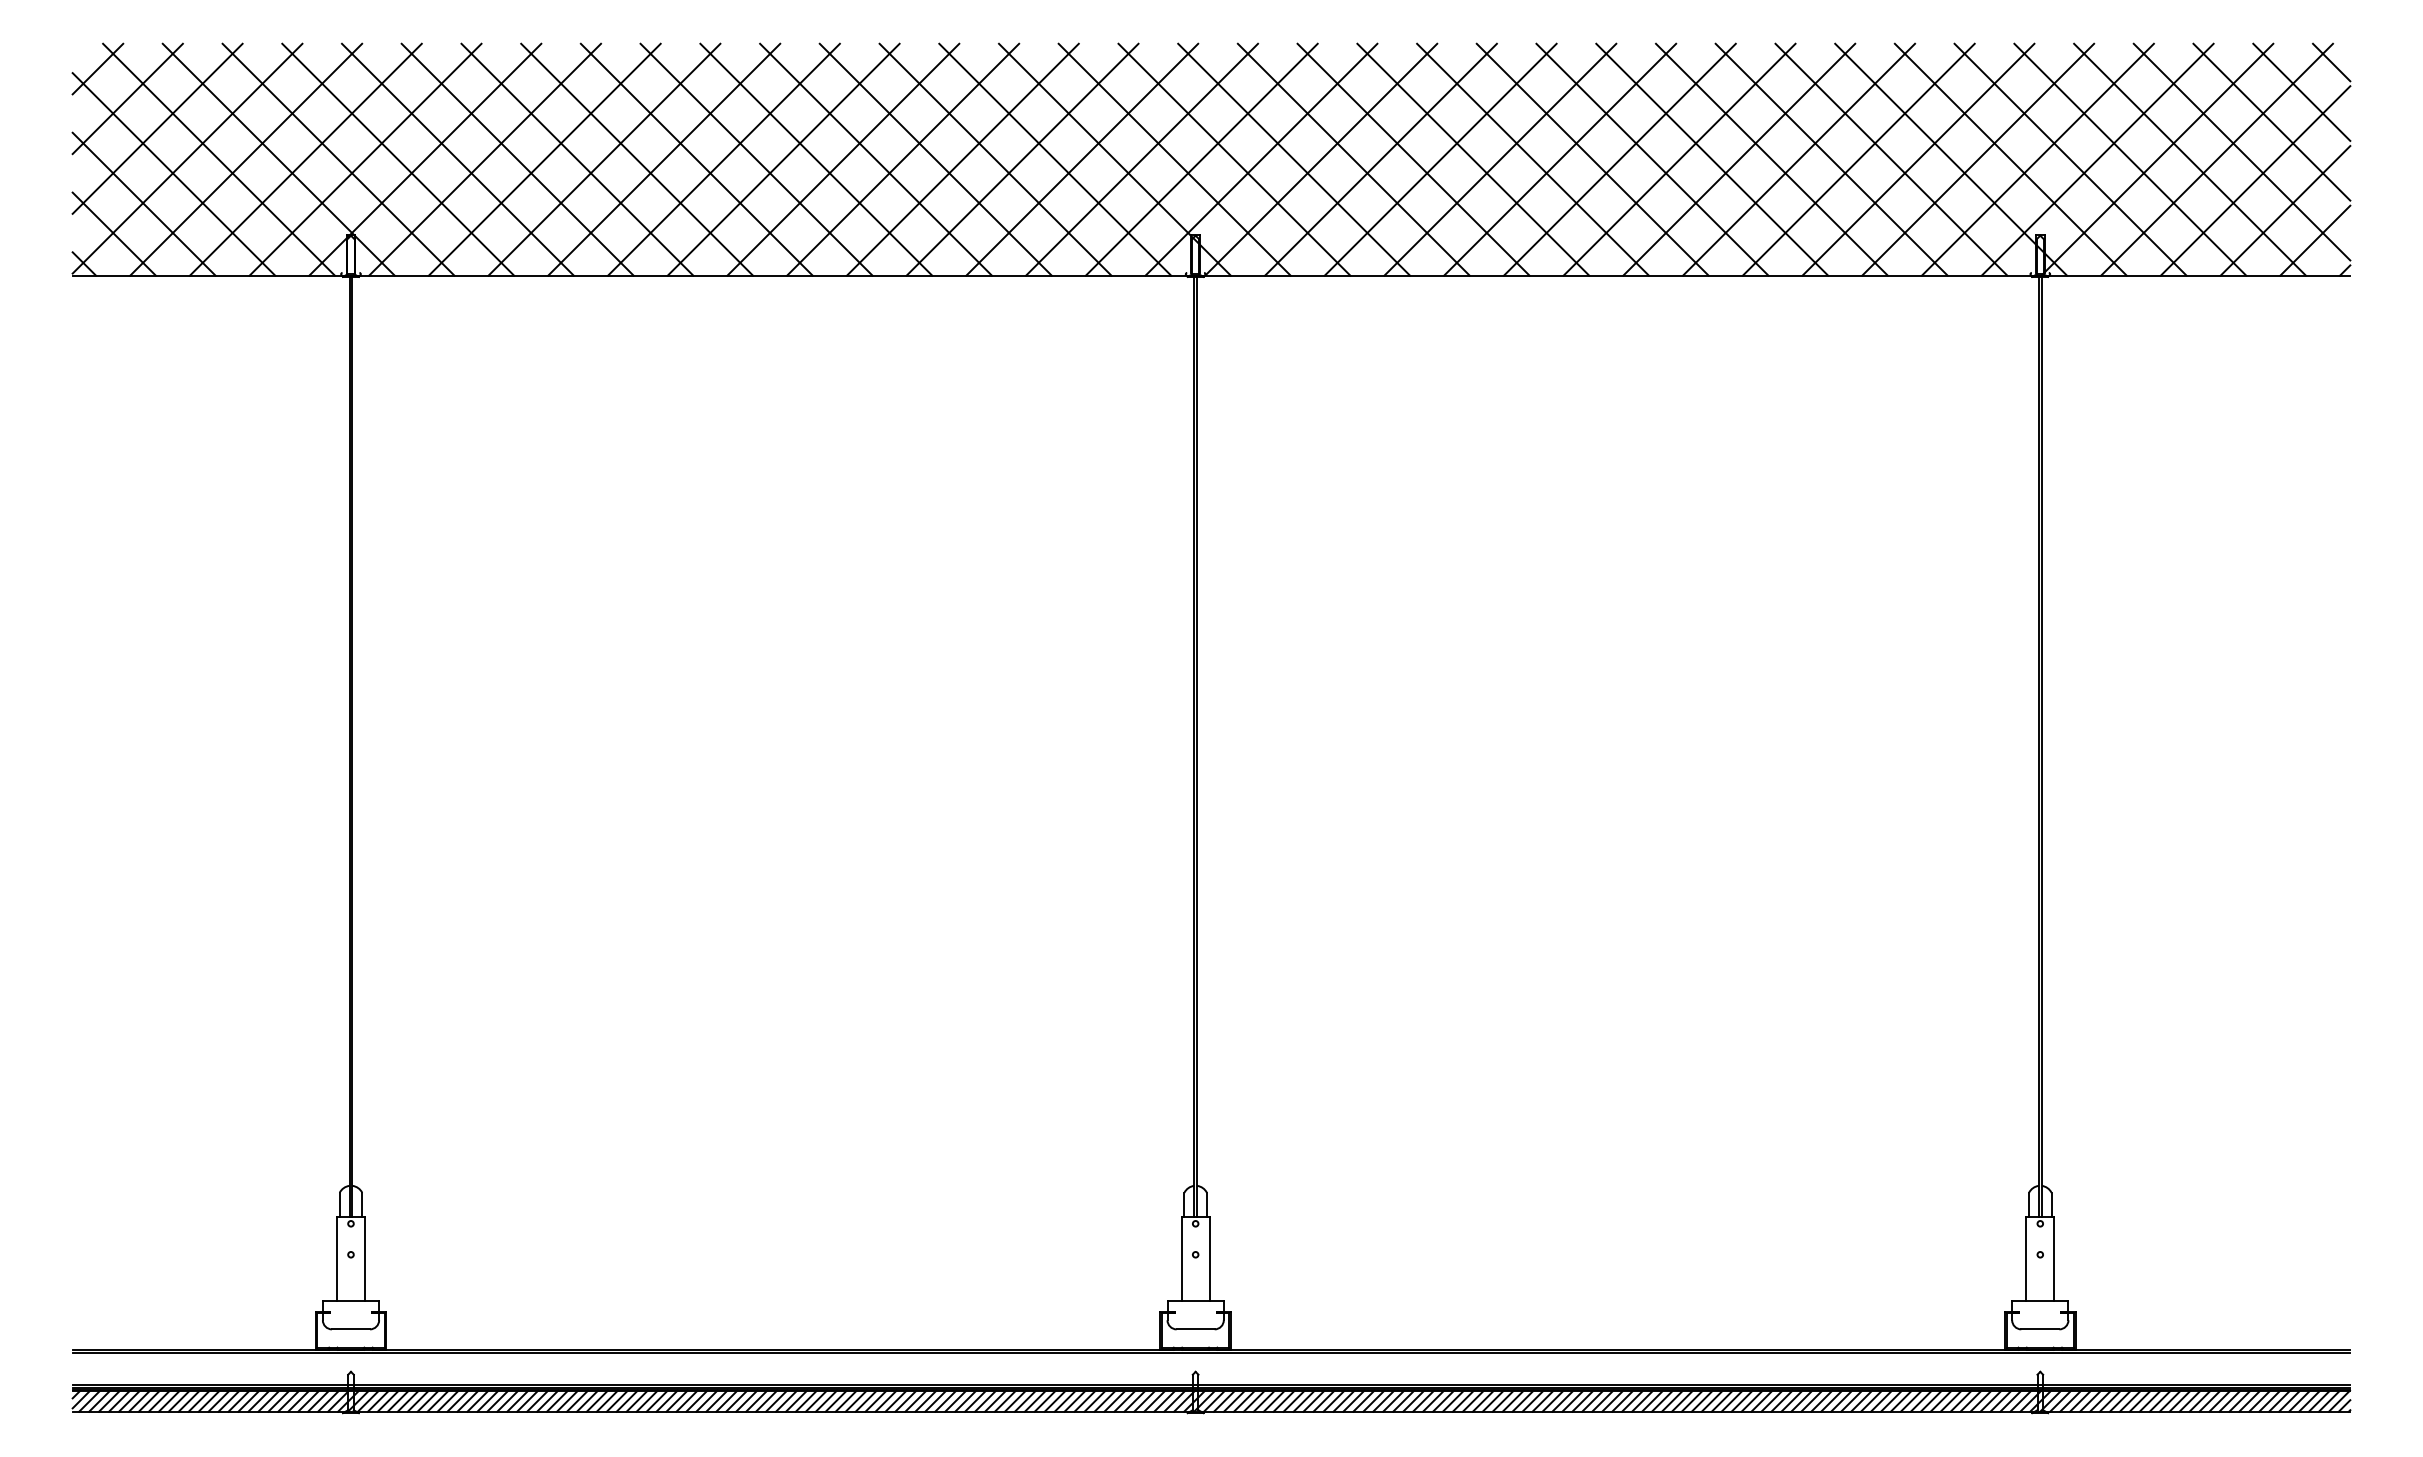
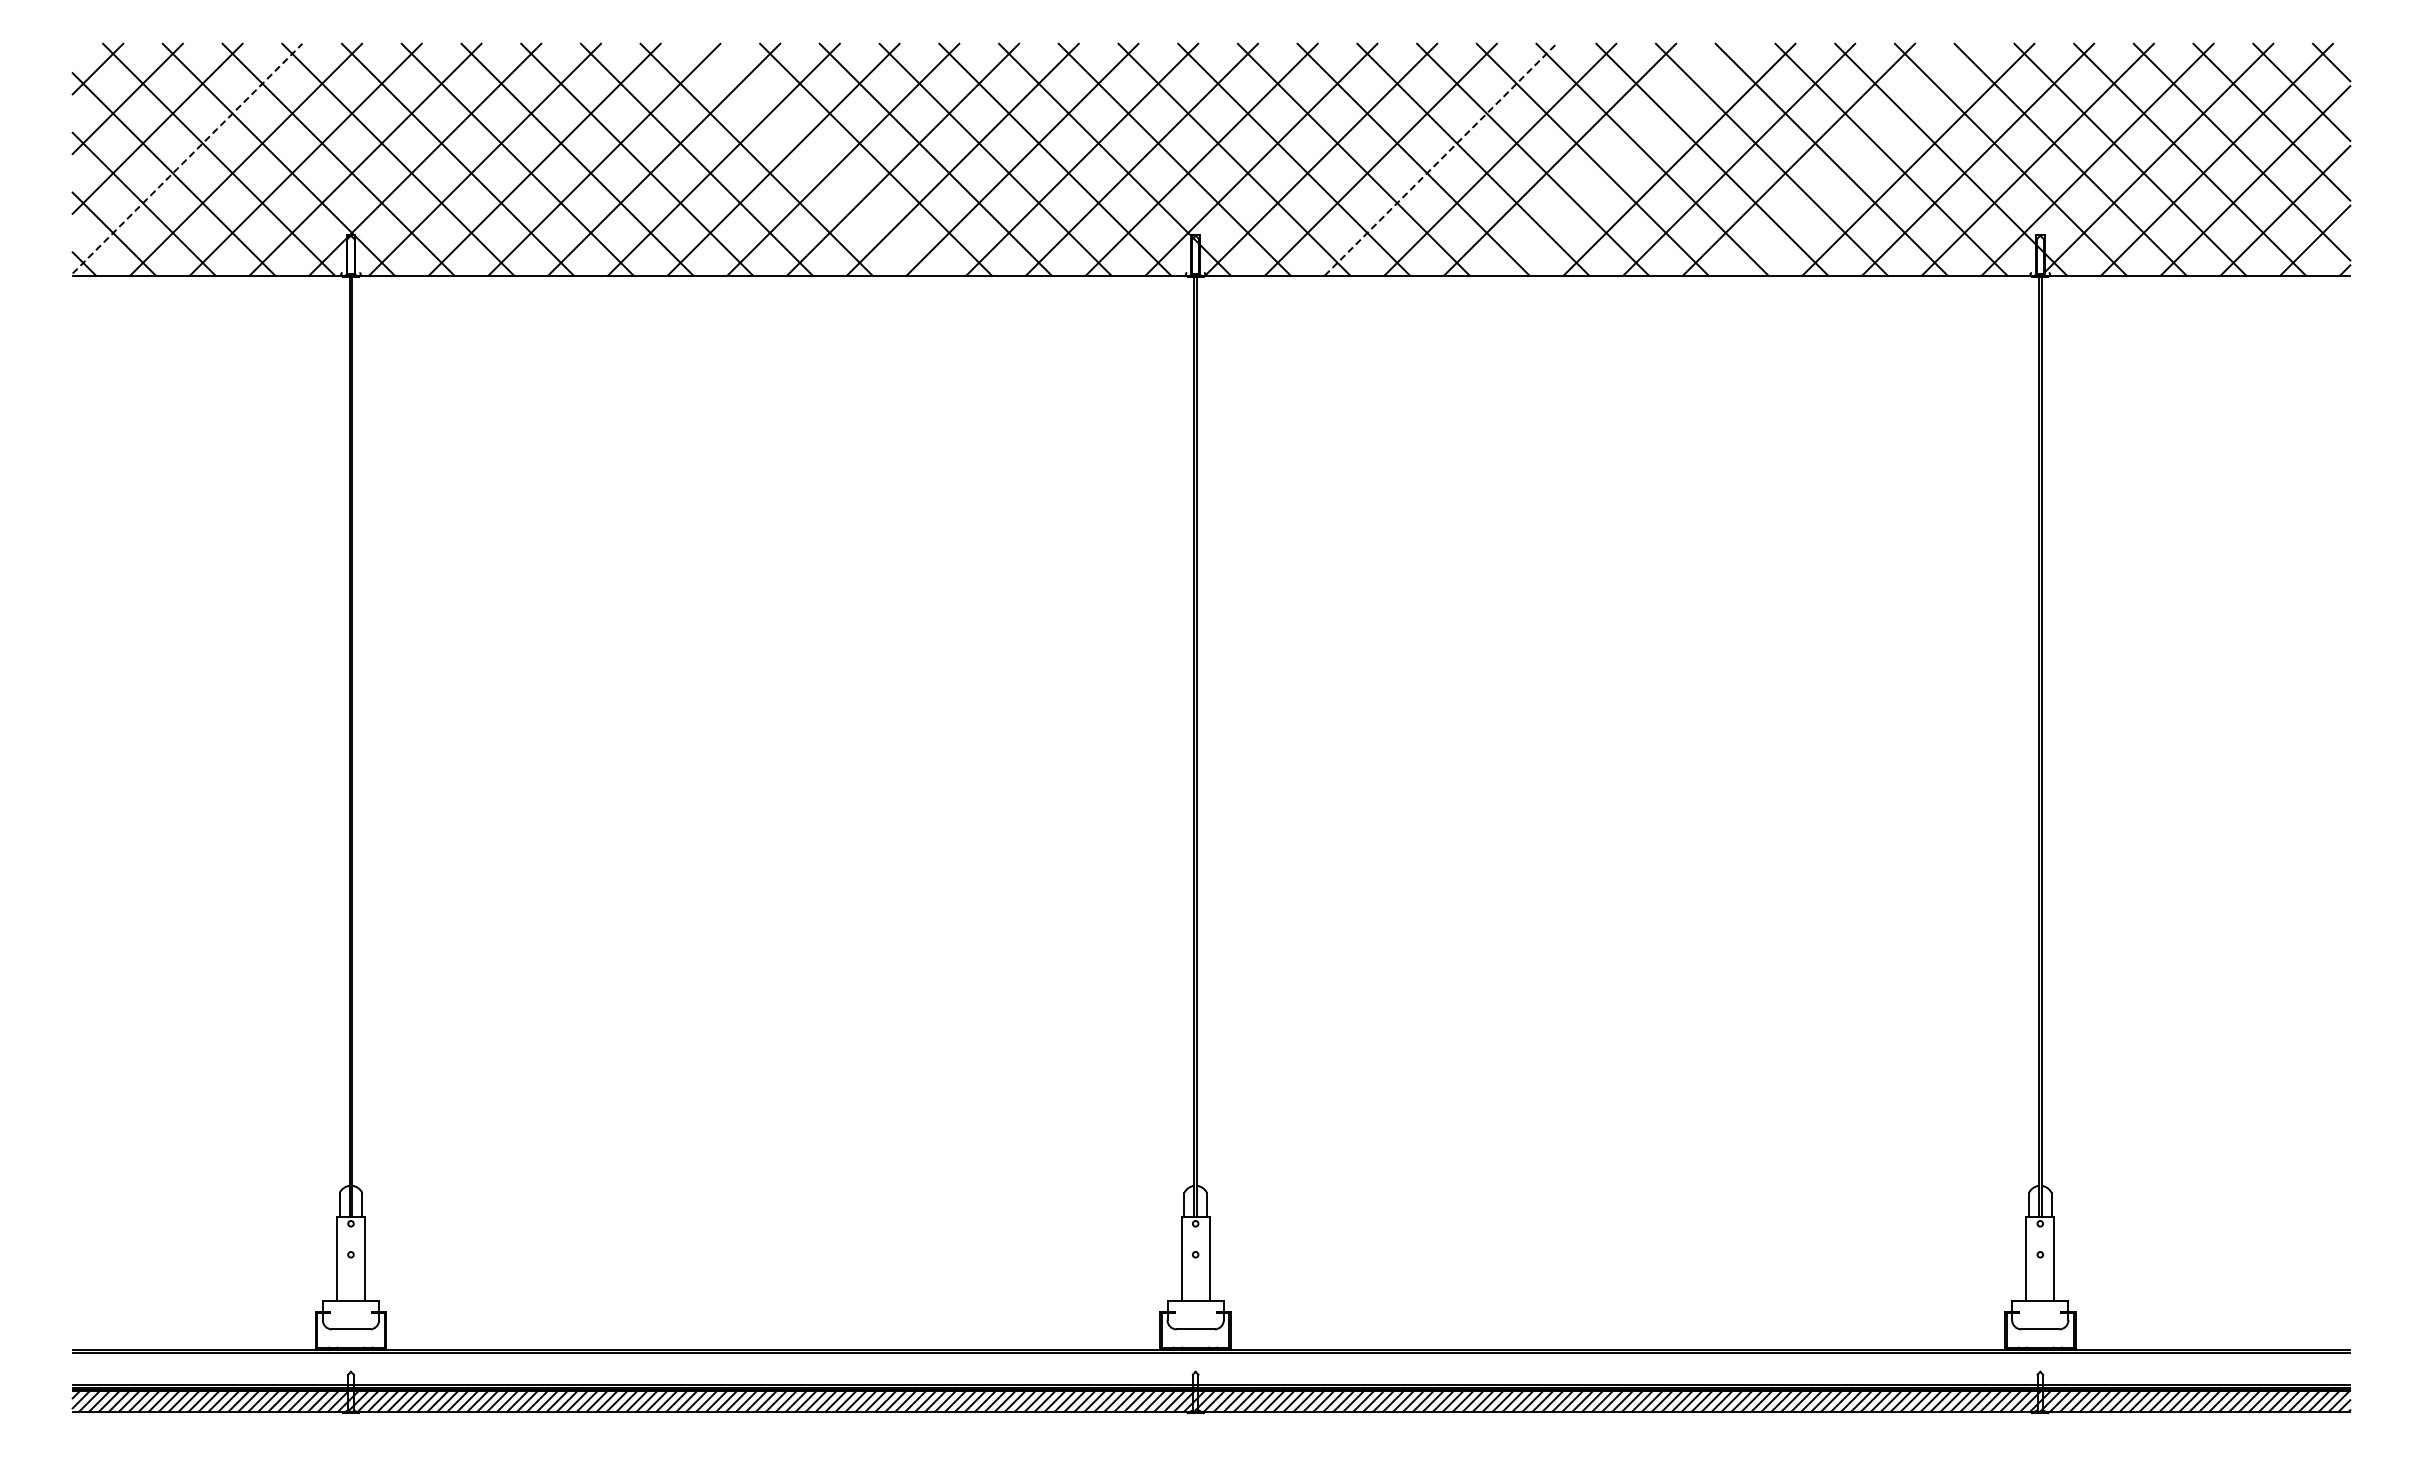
line: solid -> dashed (187, 158)
line: present -> none (816, 159)
line: solid -> dashed (1440, 159)
line: present -> none (1619, 159)
line: present -> none (1858, 159)
